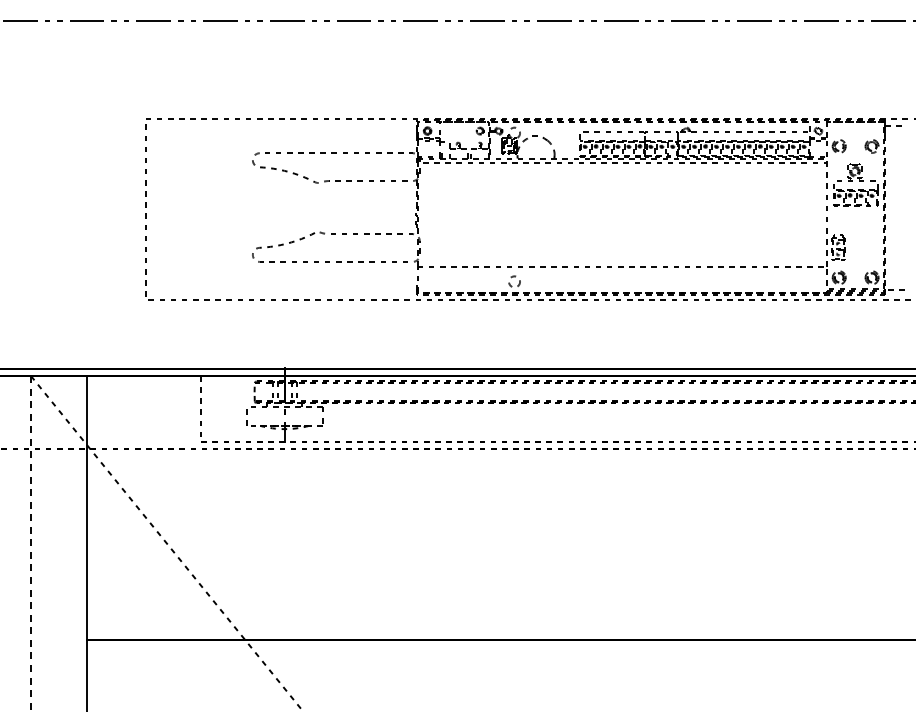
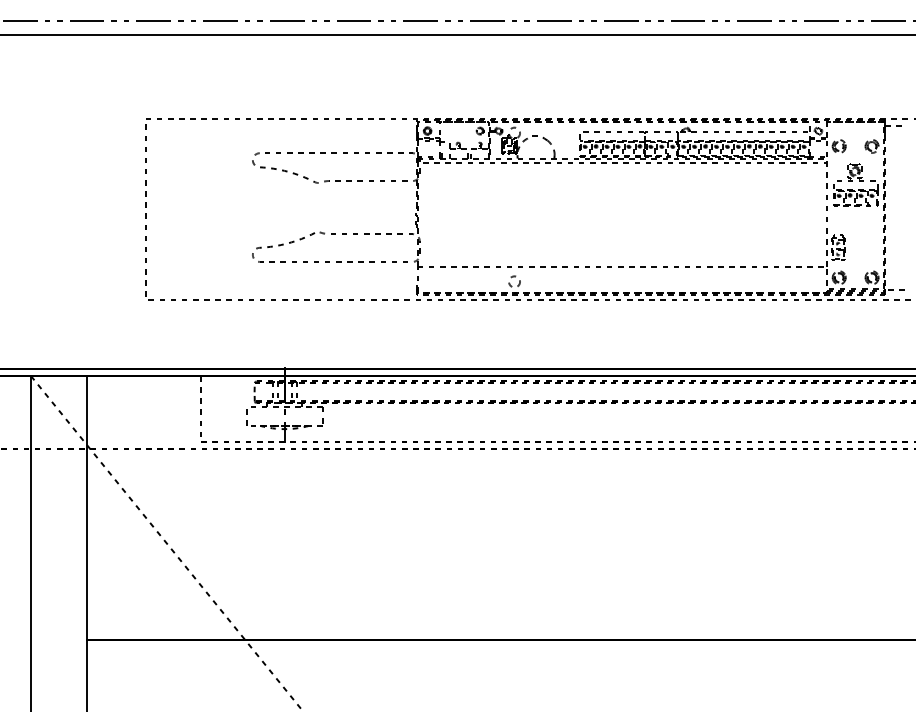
line: none -> present (457, 35)
line: dashed -> solid (30, 543)
